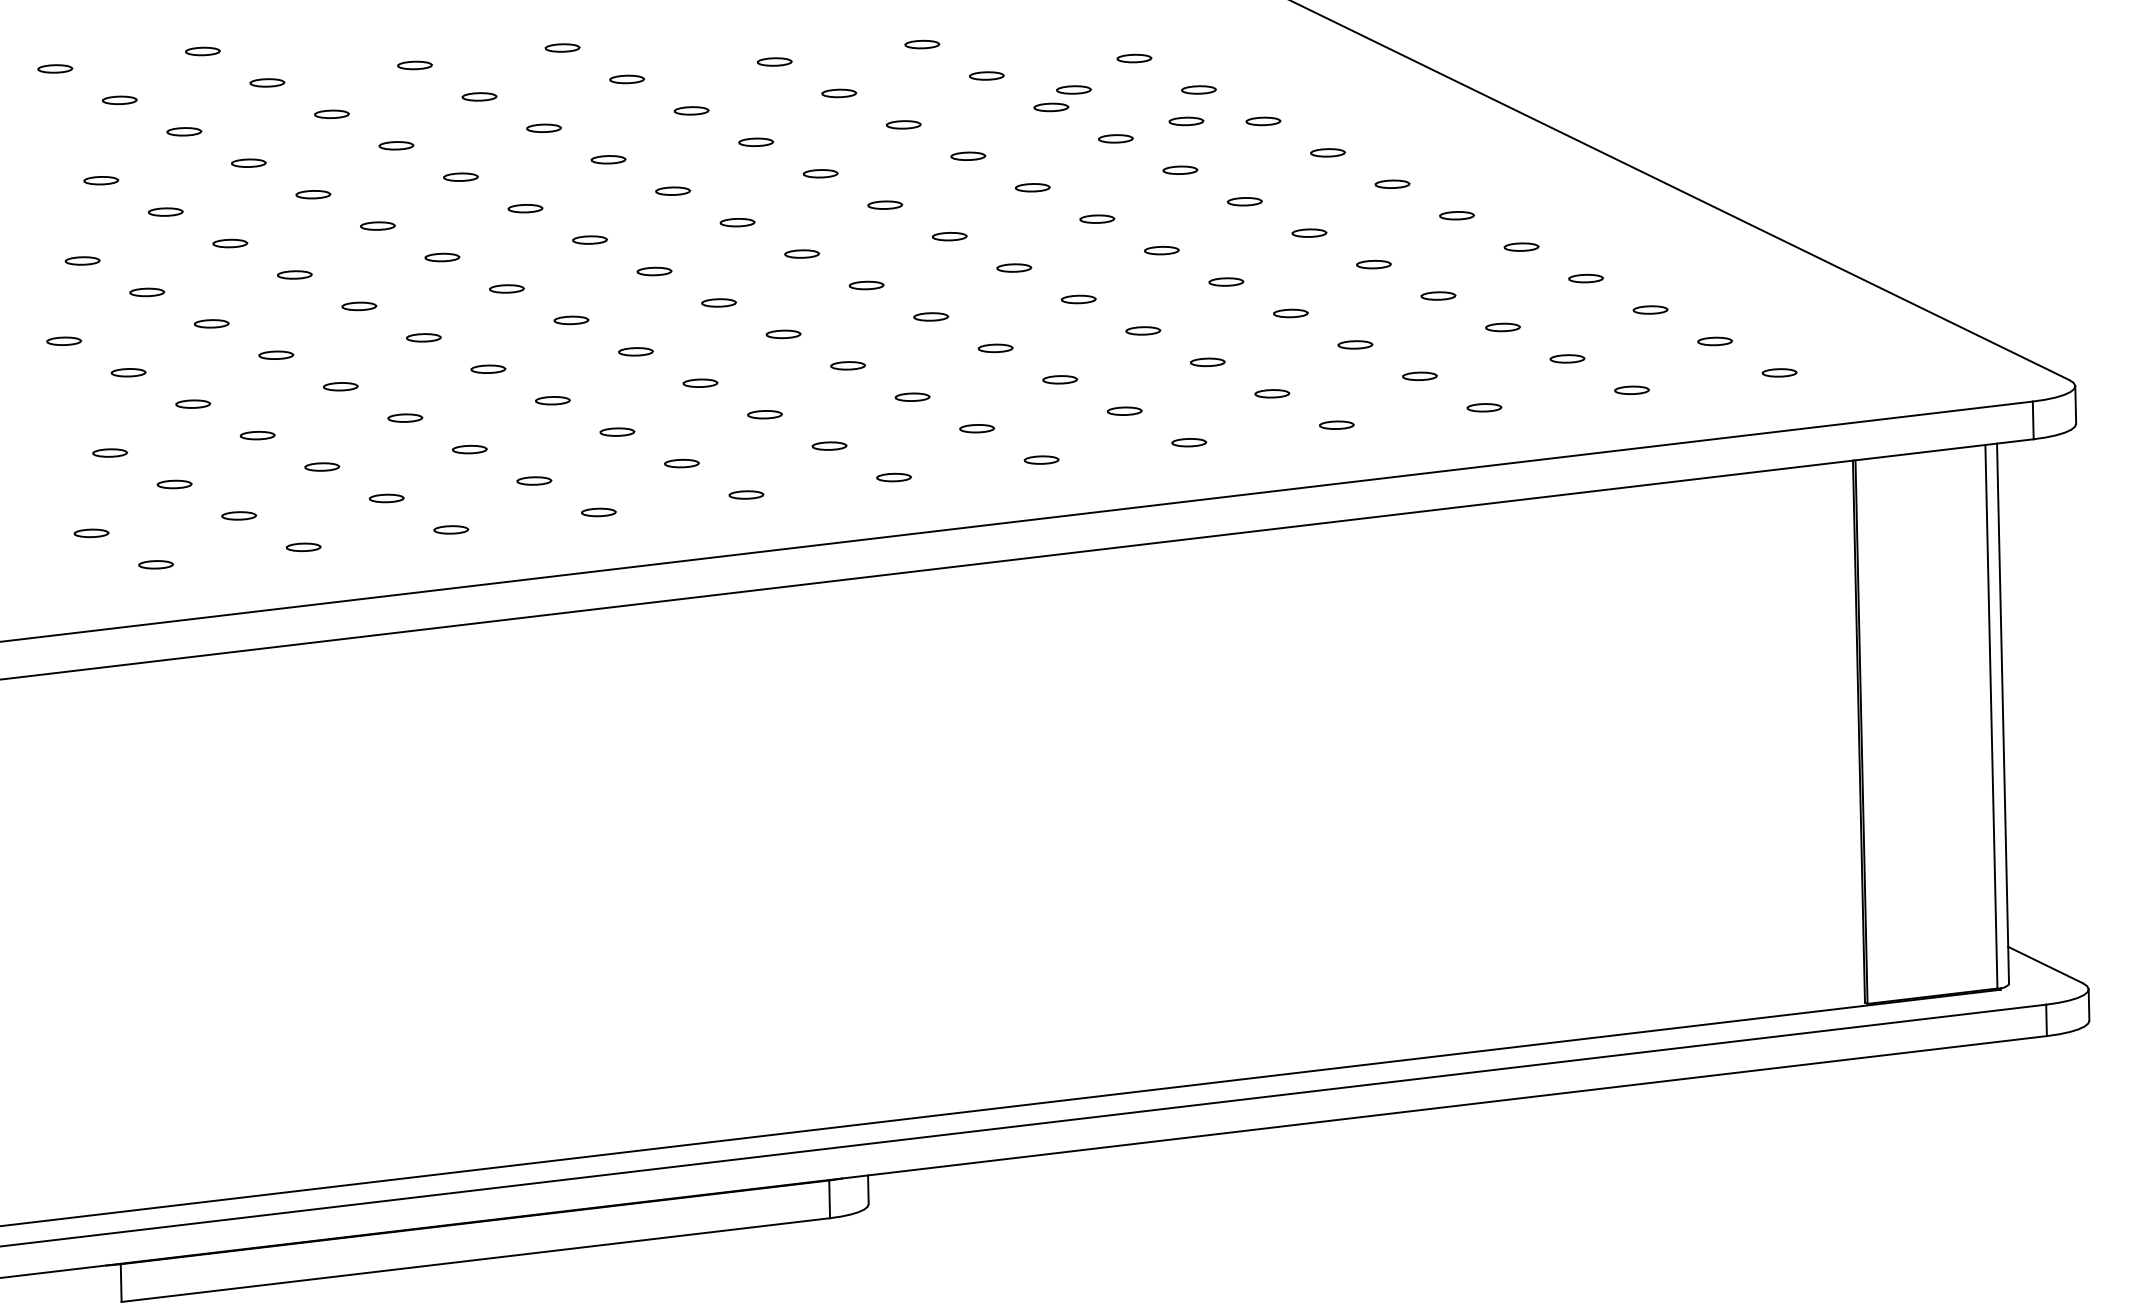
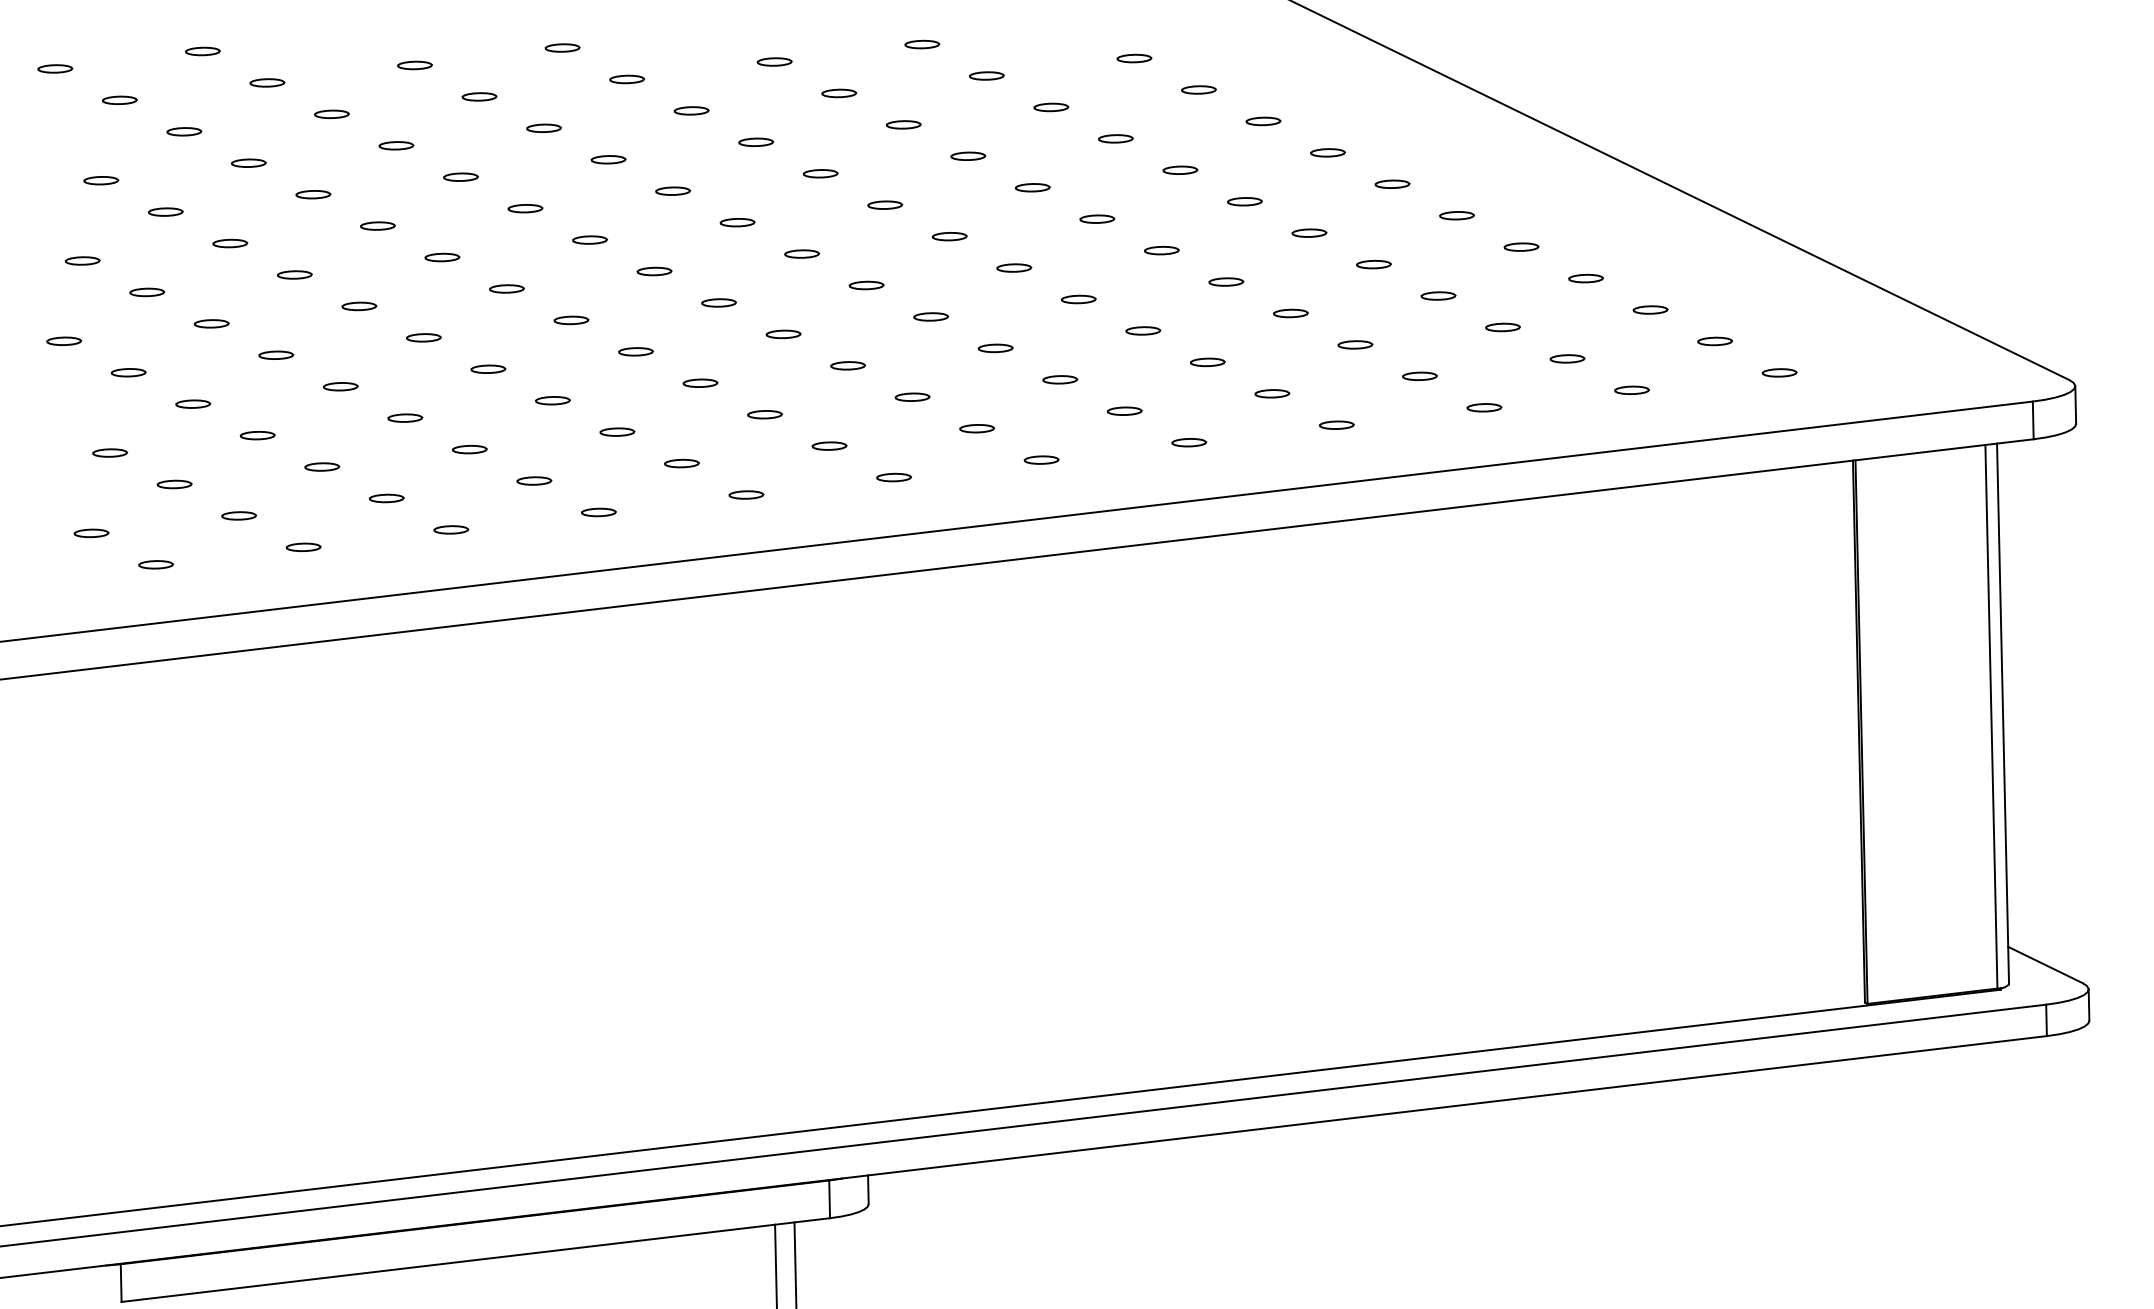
part: present -> none (1073, 89)
part: present -> none (1186, 121)
line: none -> present (795, 1263)
line: none -> present (775, 1264)
